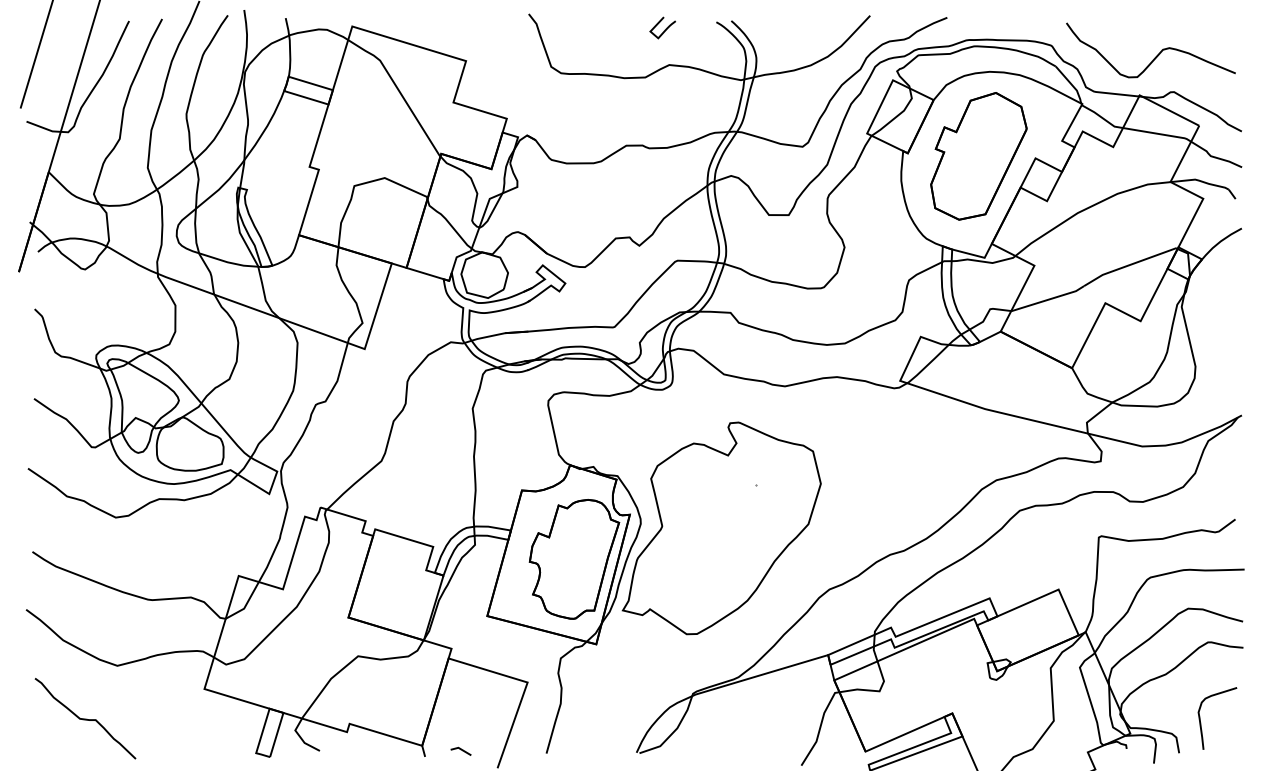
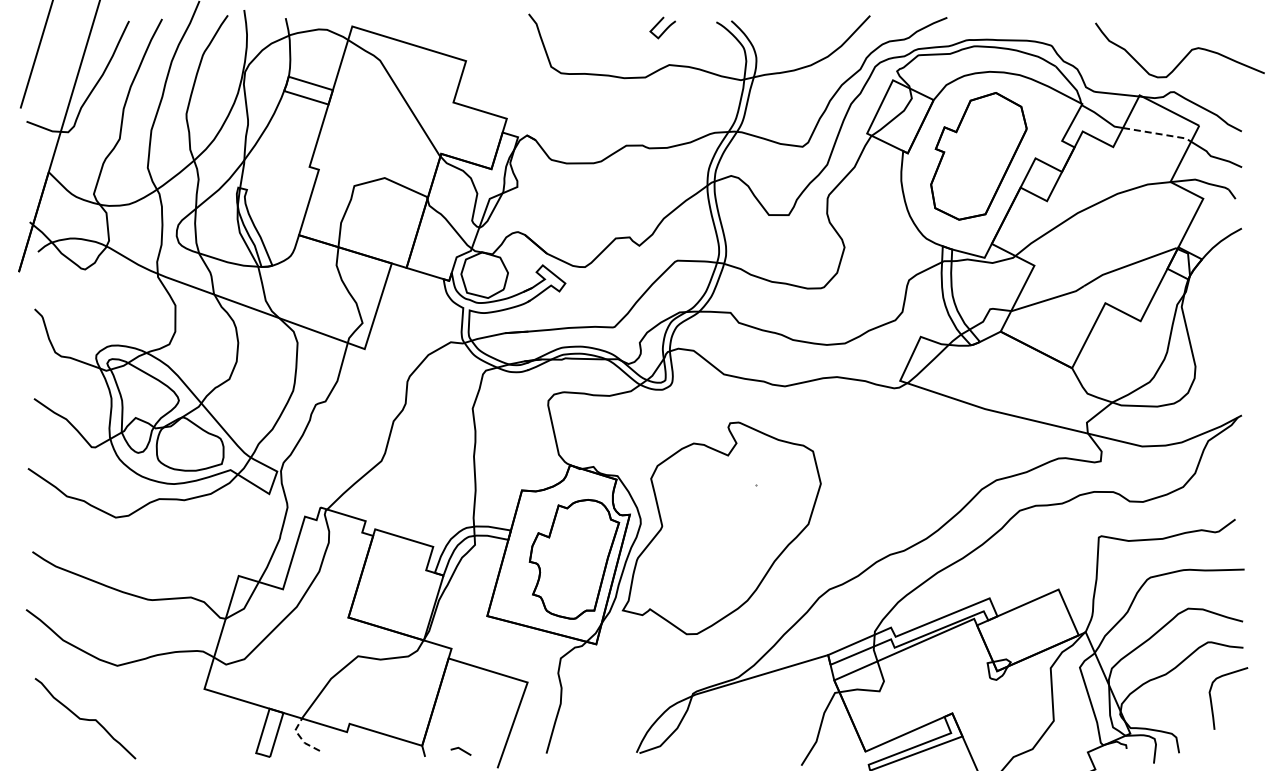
curve position: (1156, 55) -> (1185, 55) (1185, 55)
line: solid -> dashed (1159, 134)
curve position: (1201, 722) -> (1212, 702) (1212, 702)
line: solid -> dashed (301, 738)
